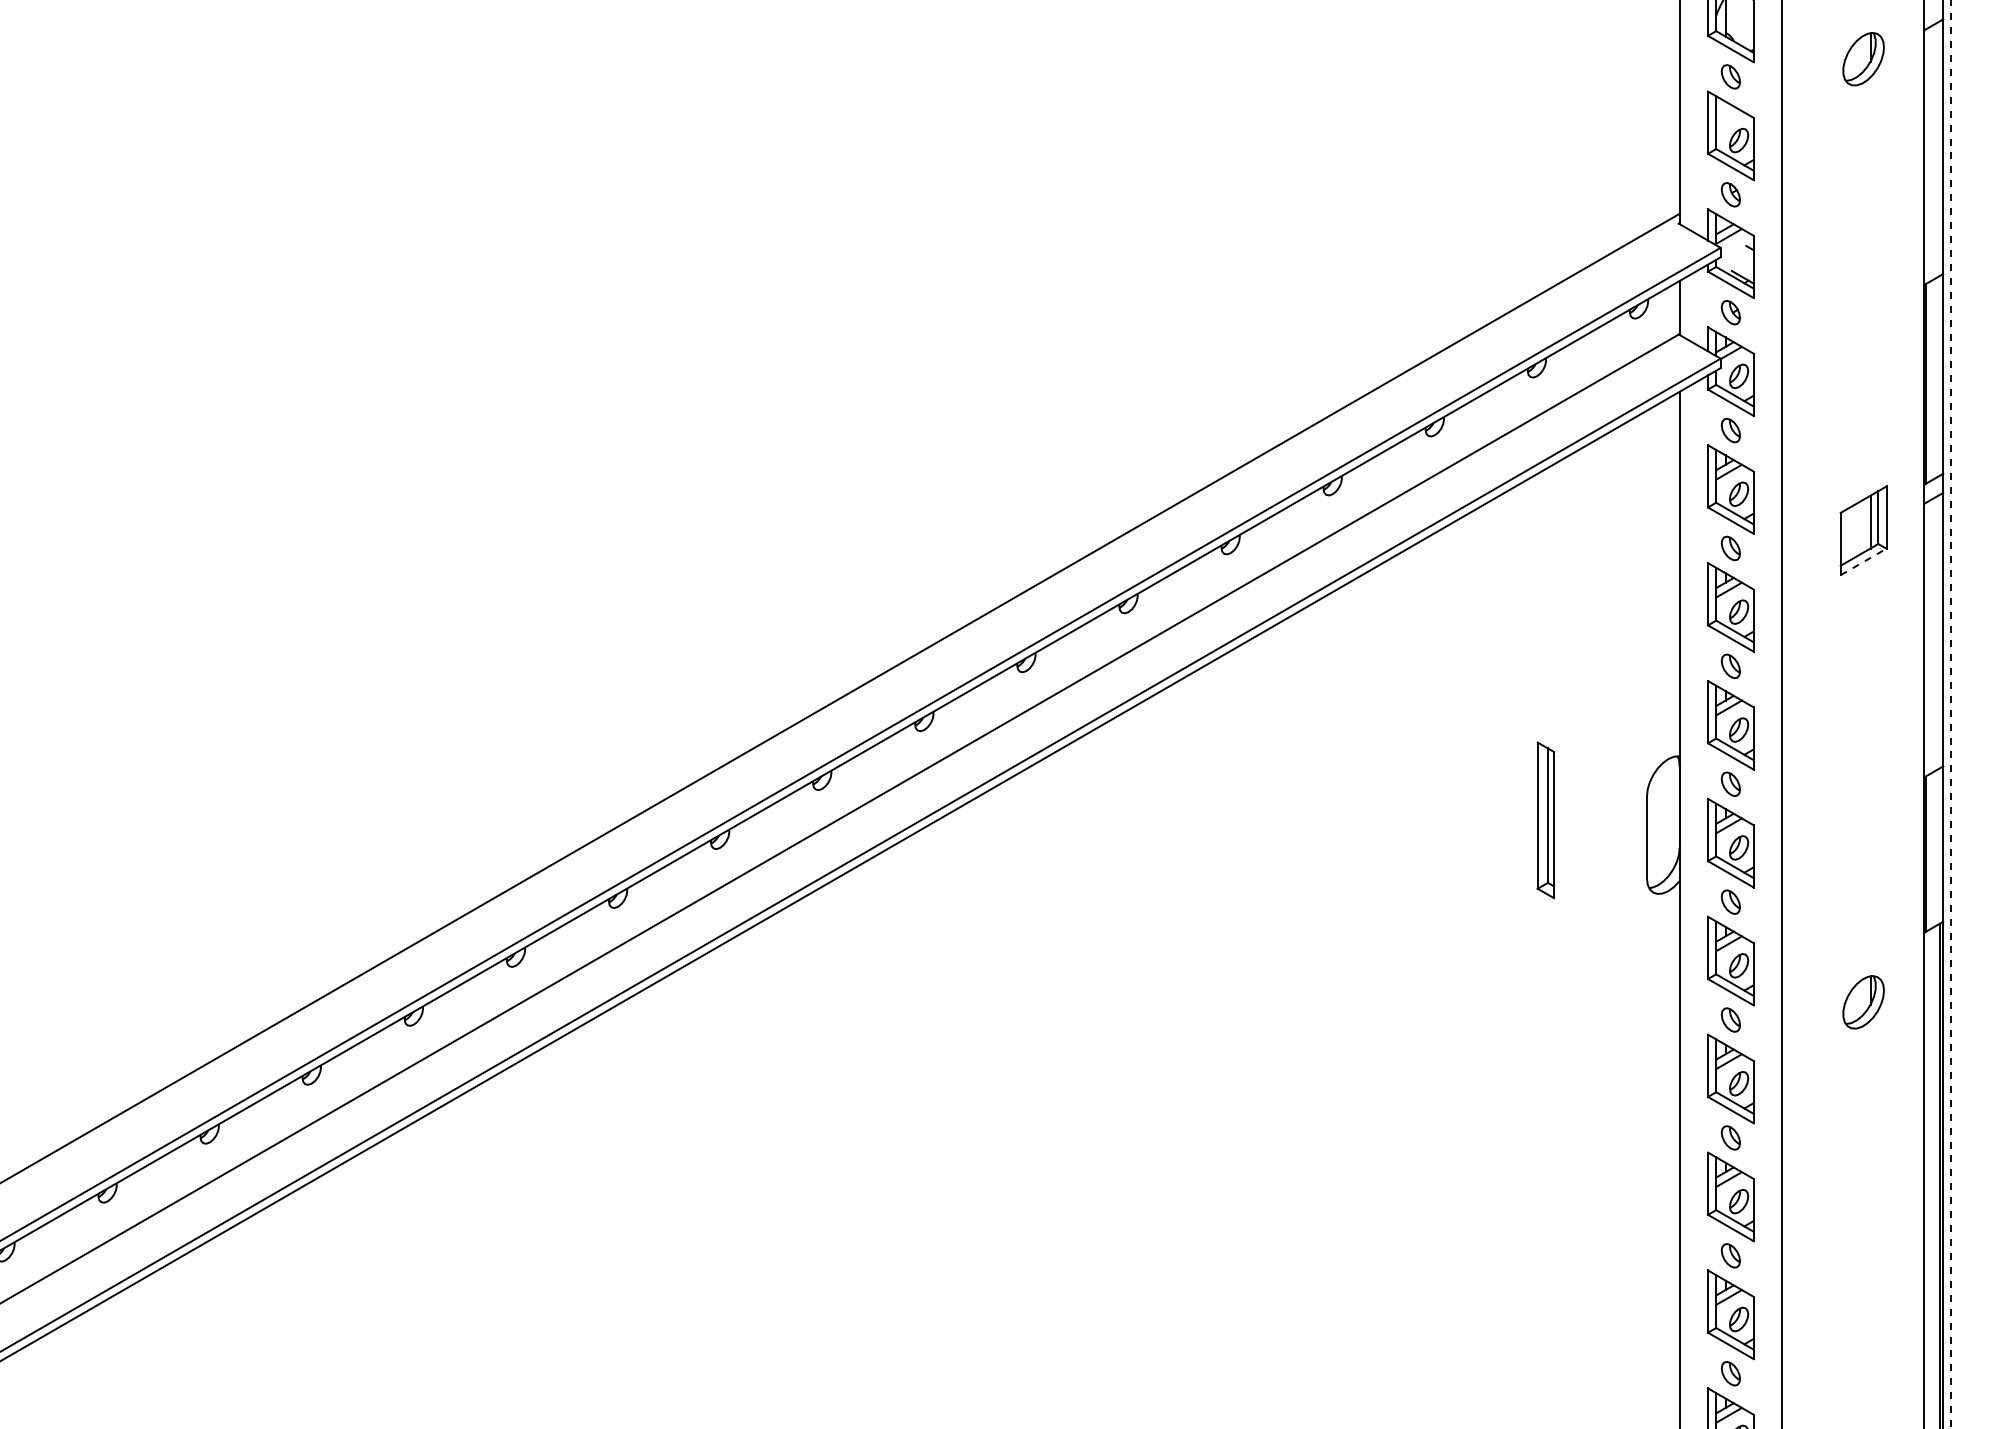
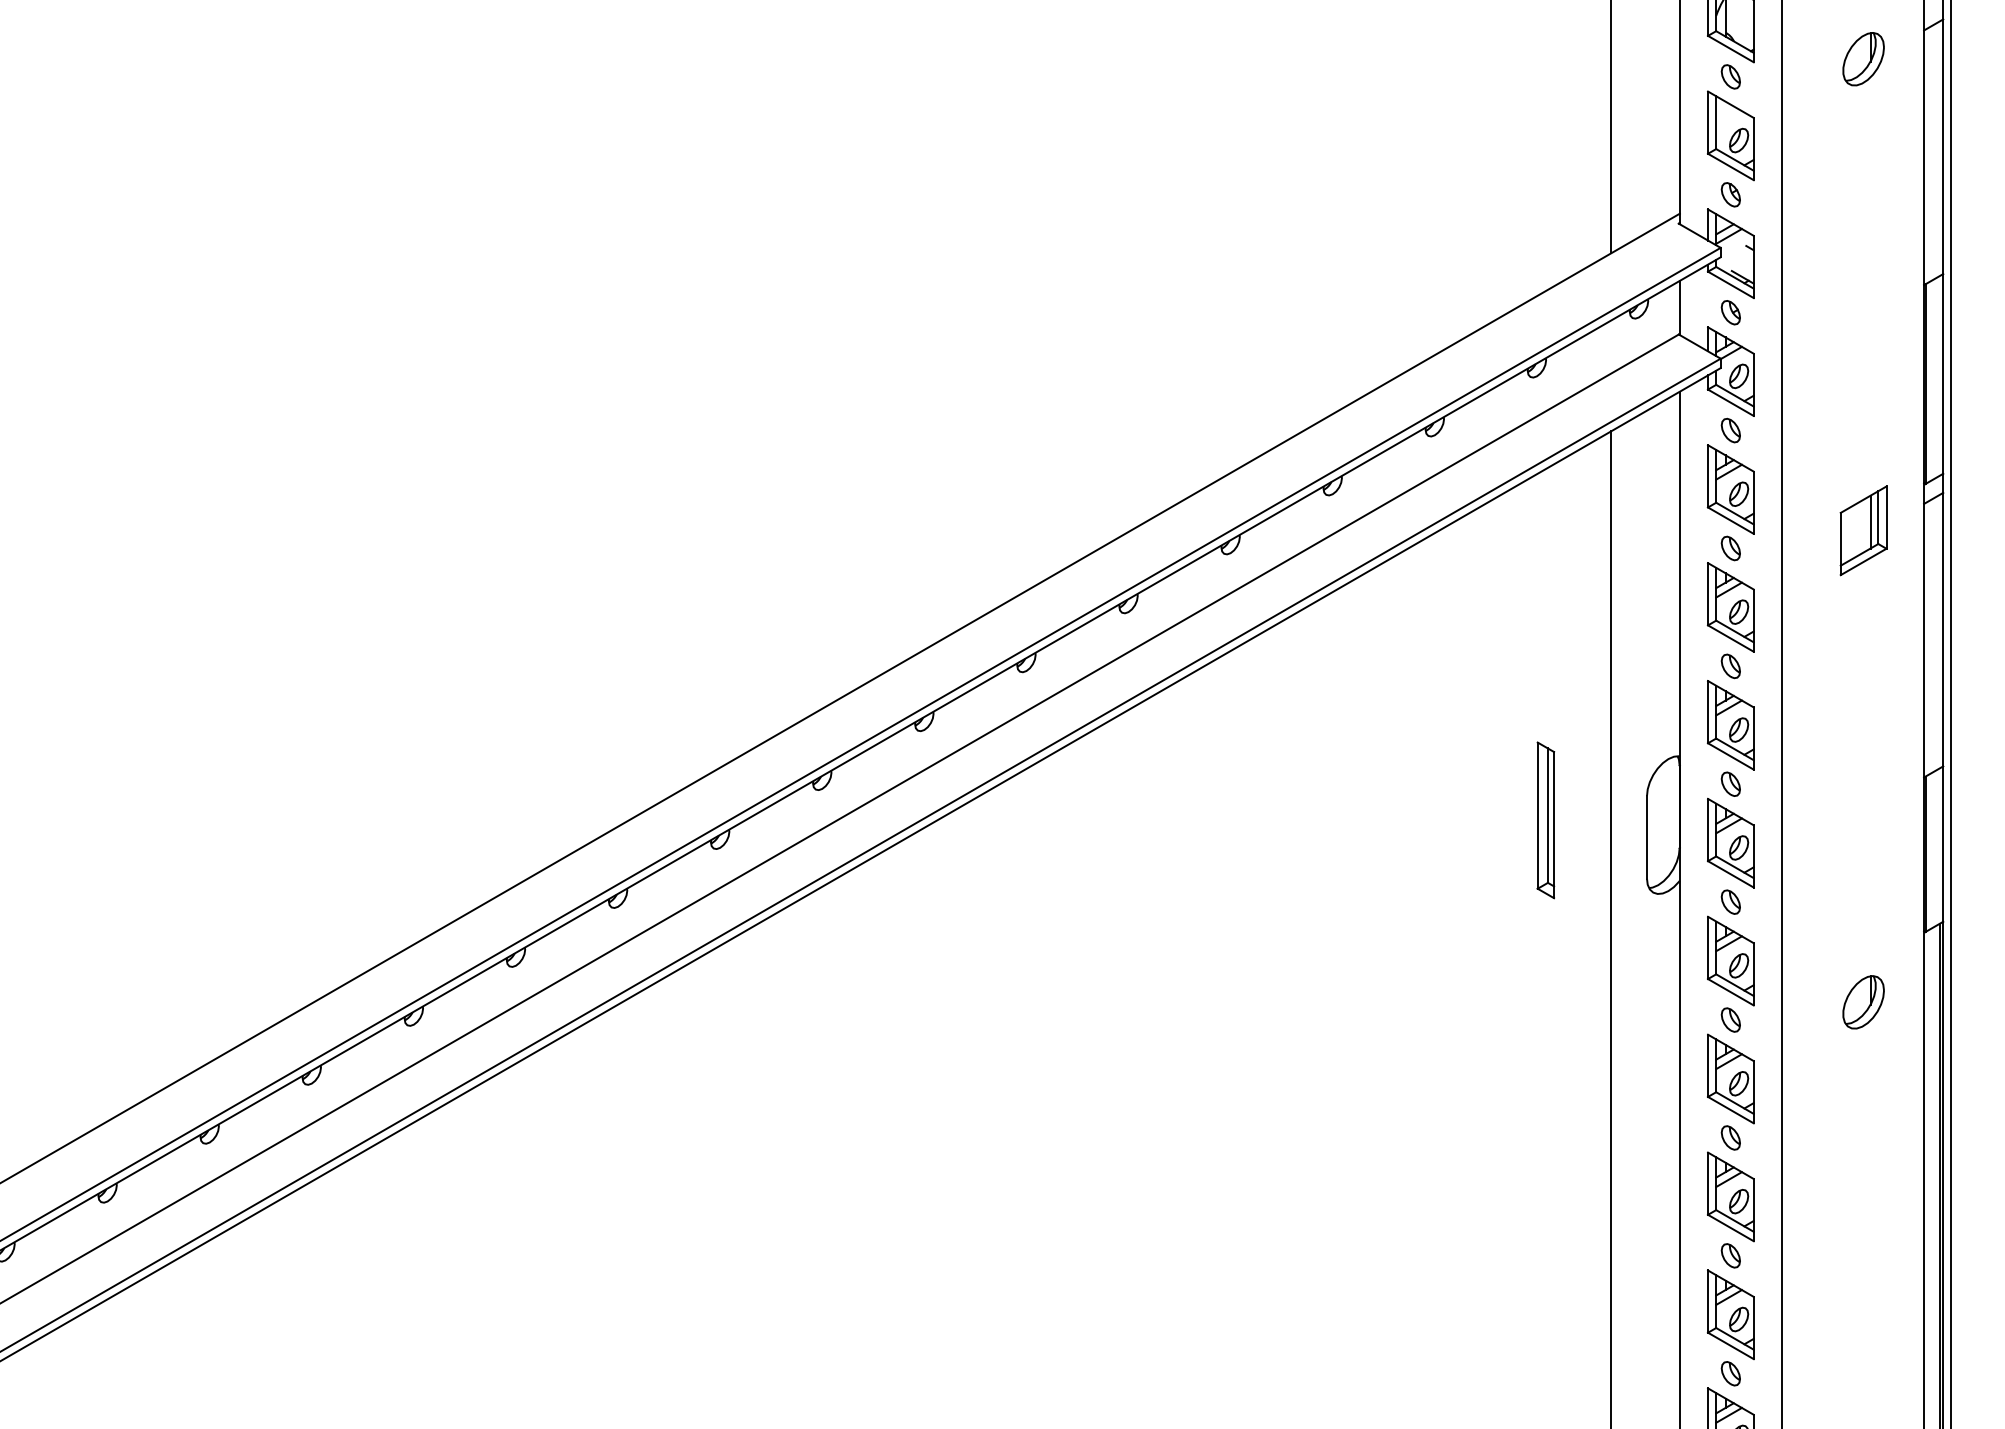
line: none -> present (1611, 127)
line: dashed -> solid (1864, 561)
line: dashed -> solid (1951, 715)
line: none -> present (1611, 928)
